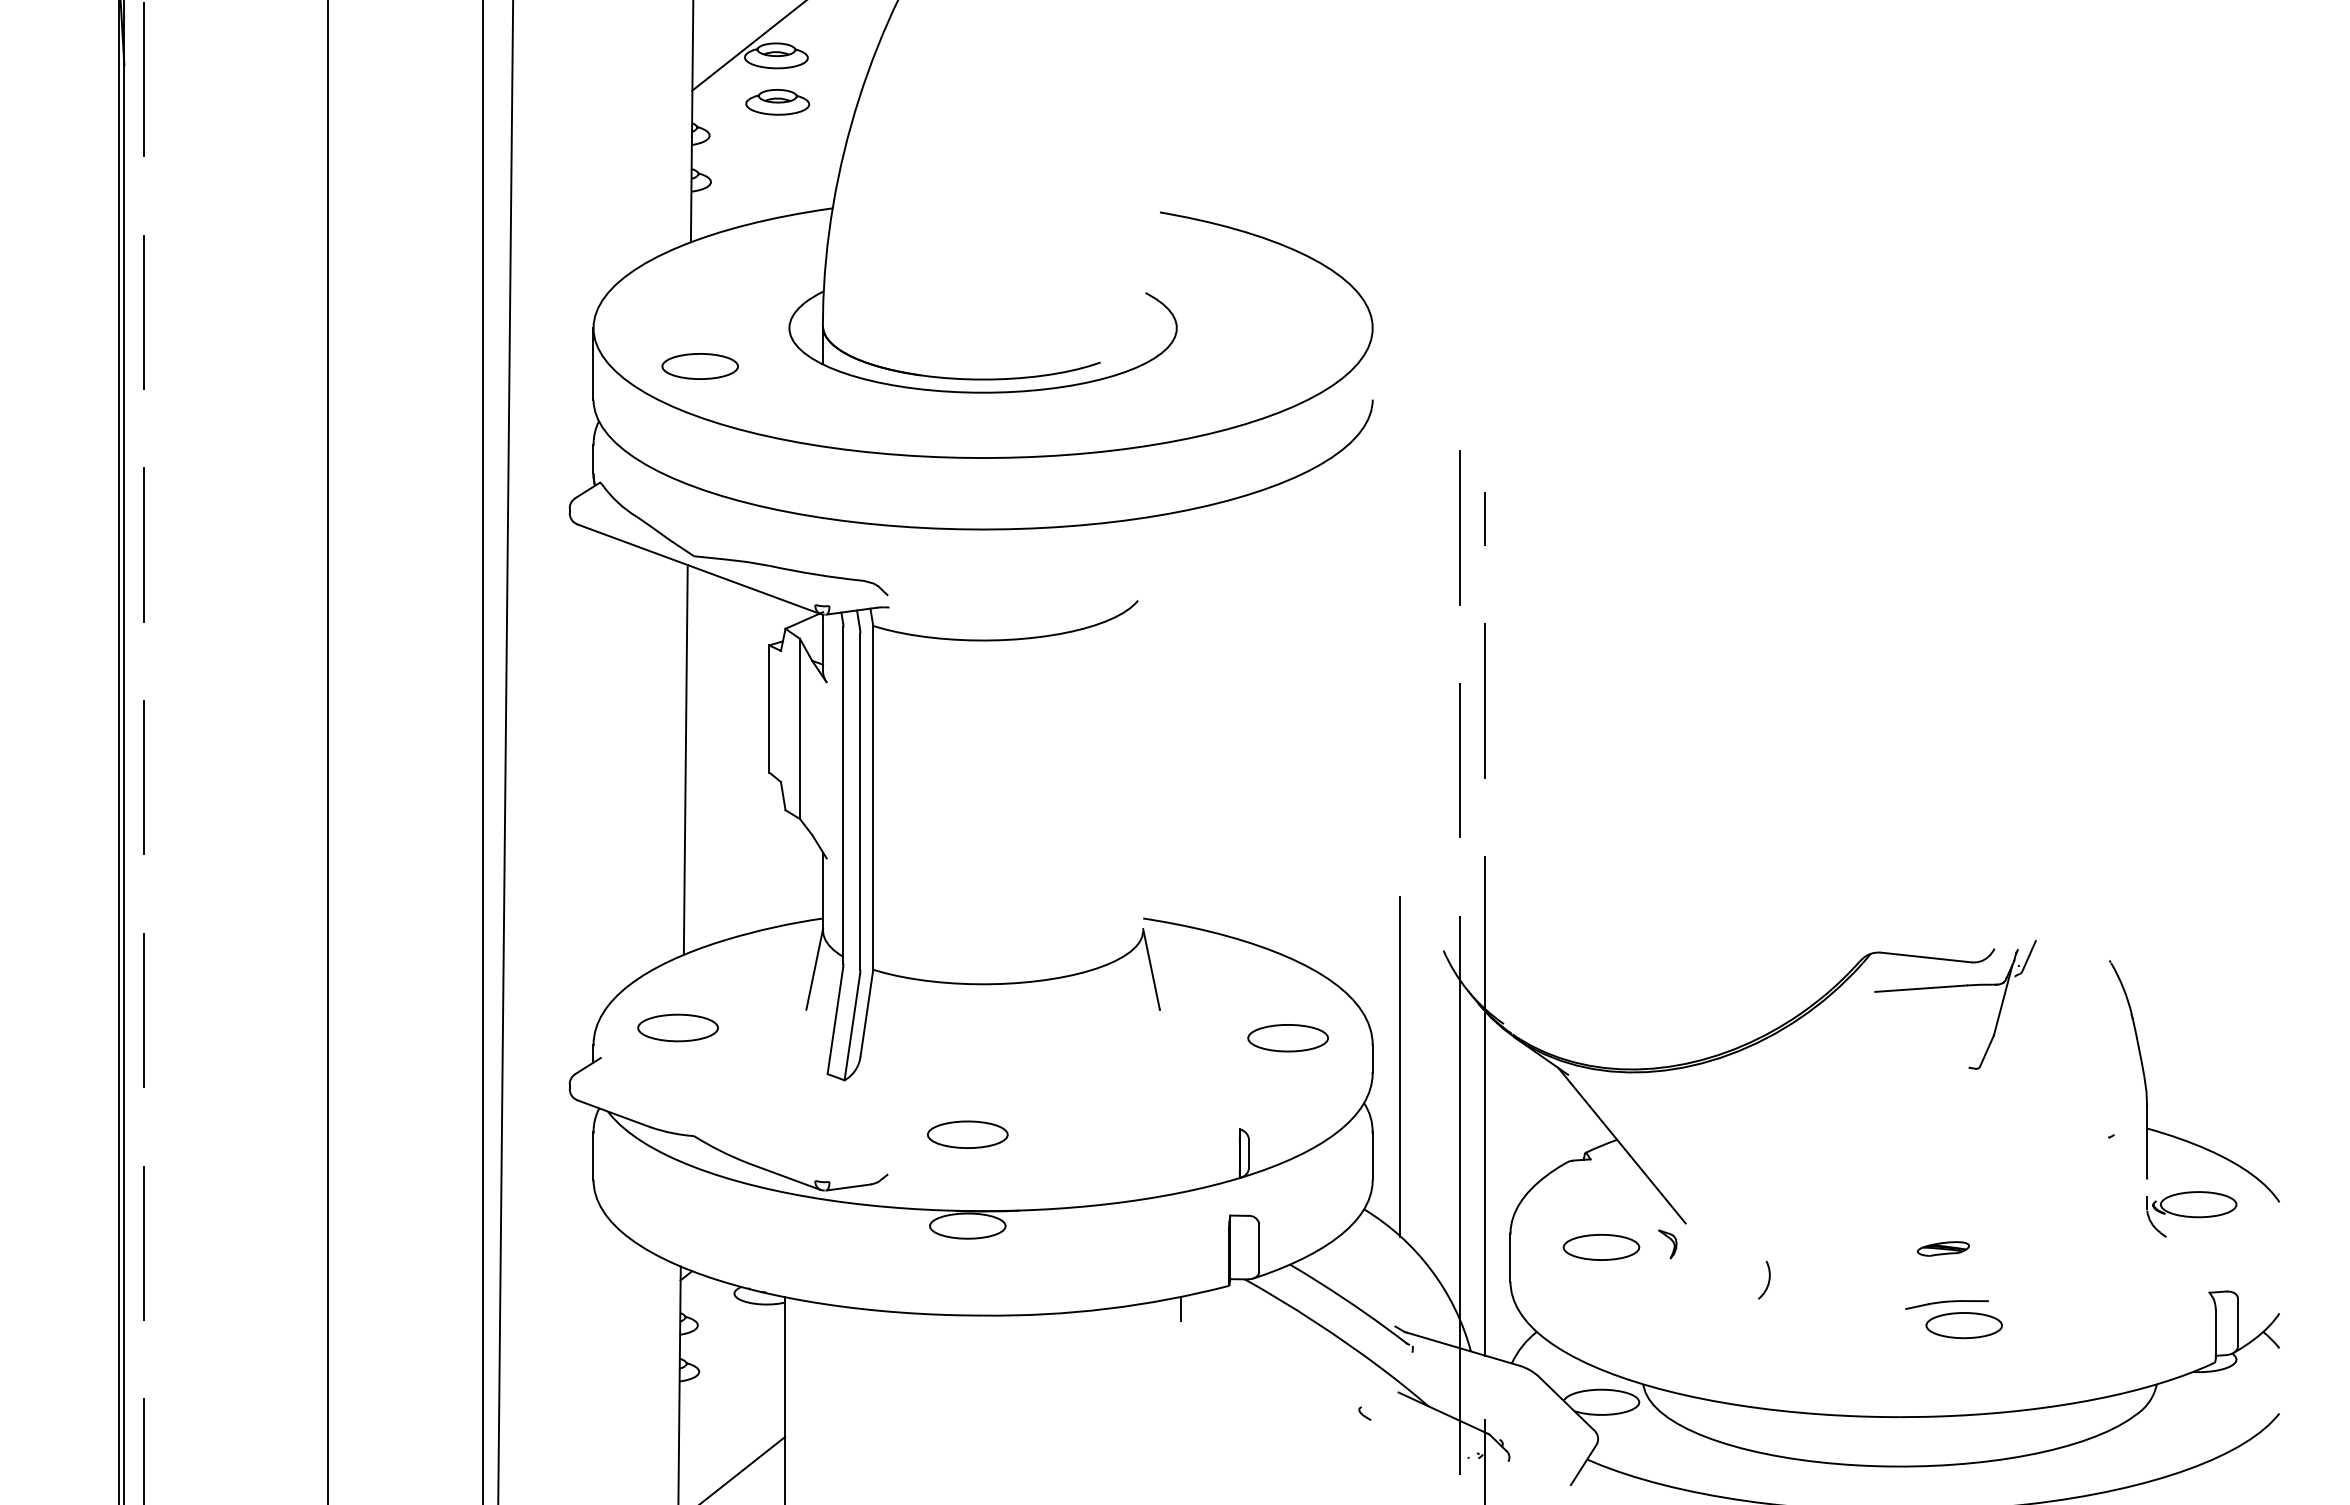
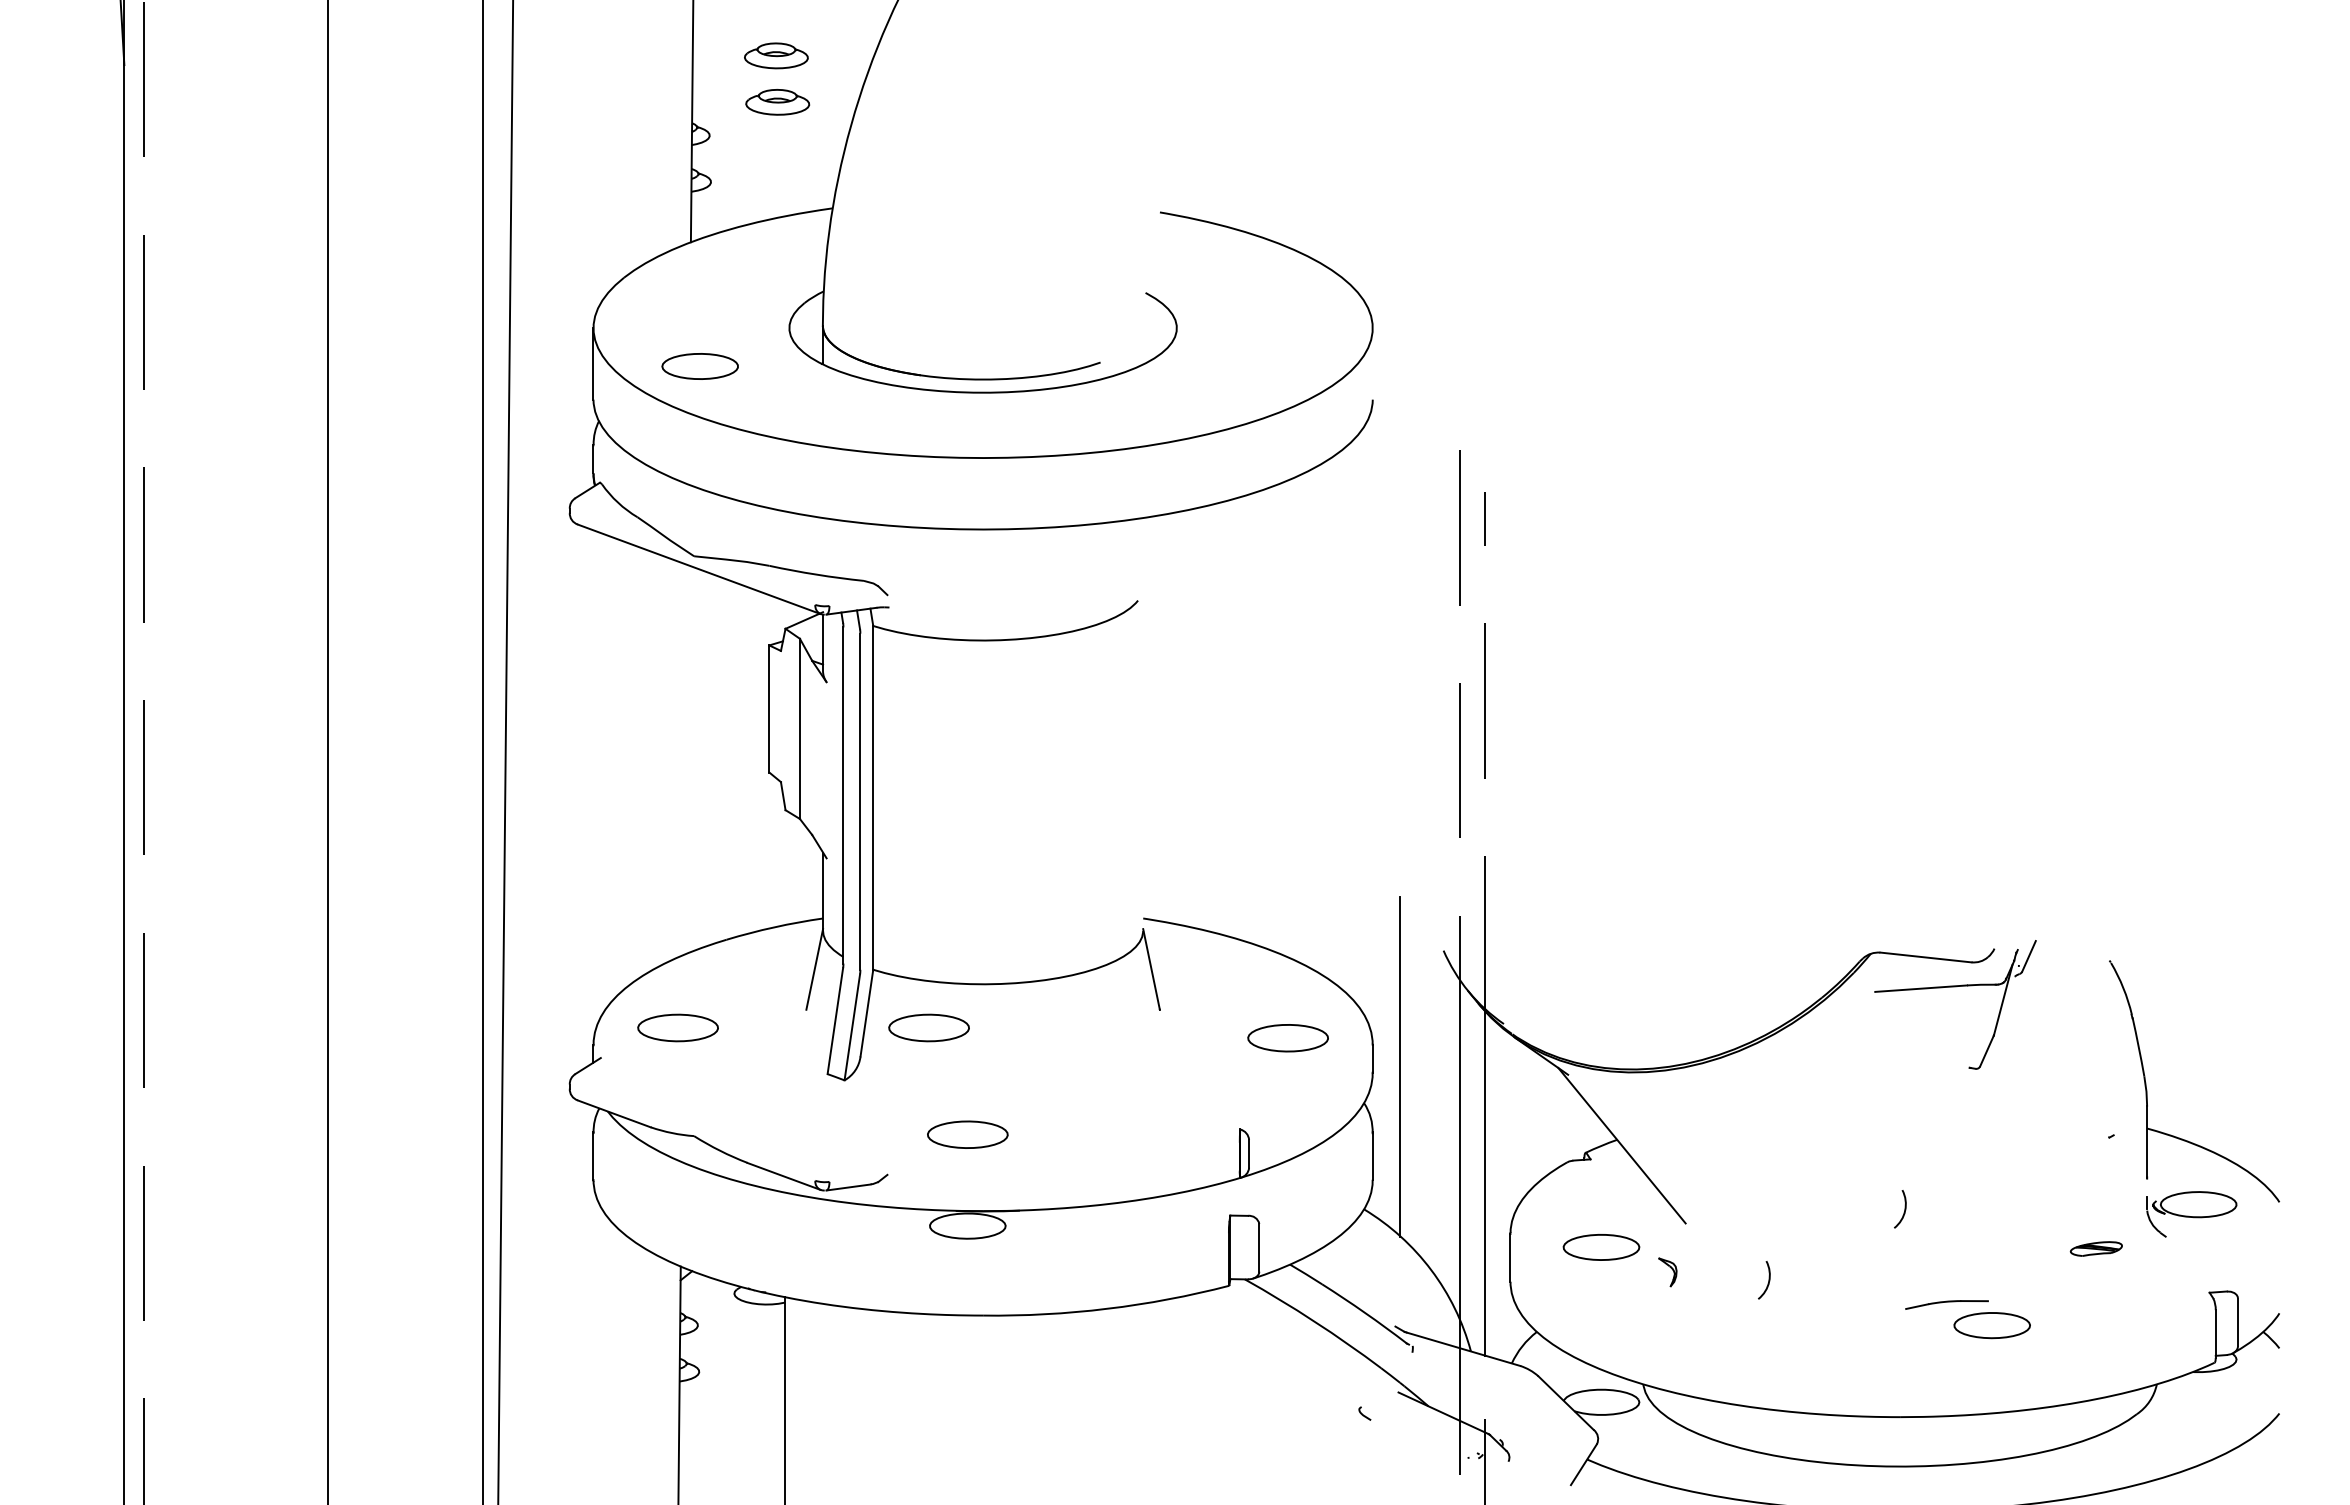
line: present -> none (748, 46)
line: present -> none (118, 751)
line: present -> none (685, 759)
part: none -> present (928, 1027)
arc: none -> present (1904, 1209)
part position: (1667, 1244) -> (1667, 1272) (1667, 1272)
part position: (1942, 1248) -> (2095, 1248) (2095, 1248)
line: present -> none (1181, 1309)
part position: (1963, 1325) -> (1991, 1325) (1991, 1325)
line: present -> none (744, 1468)
